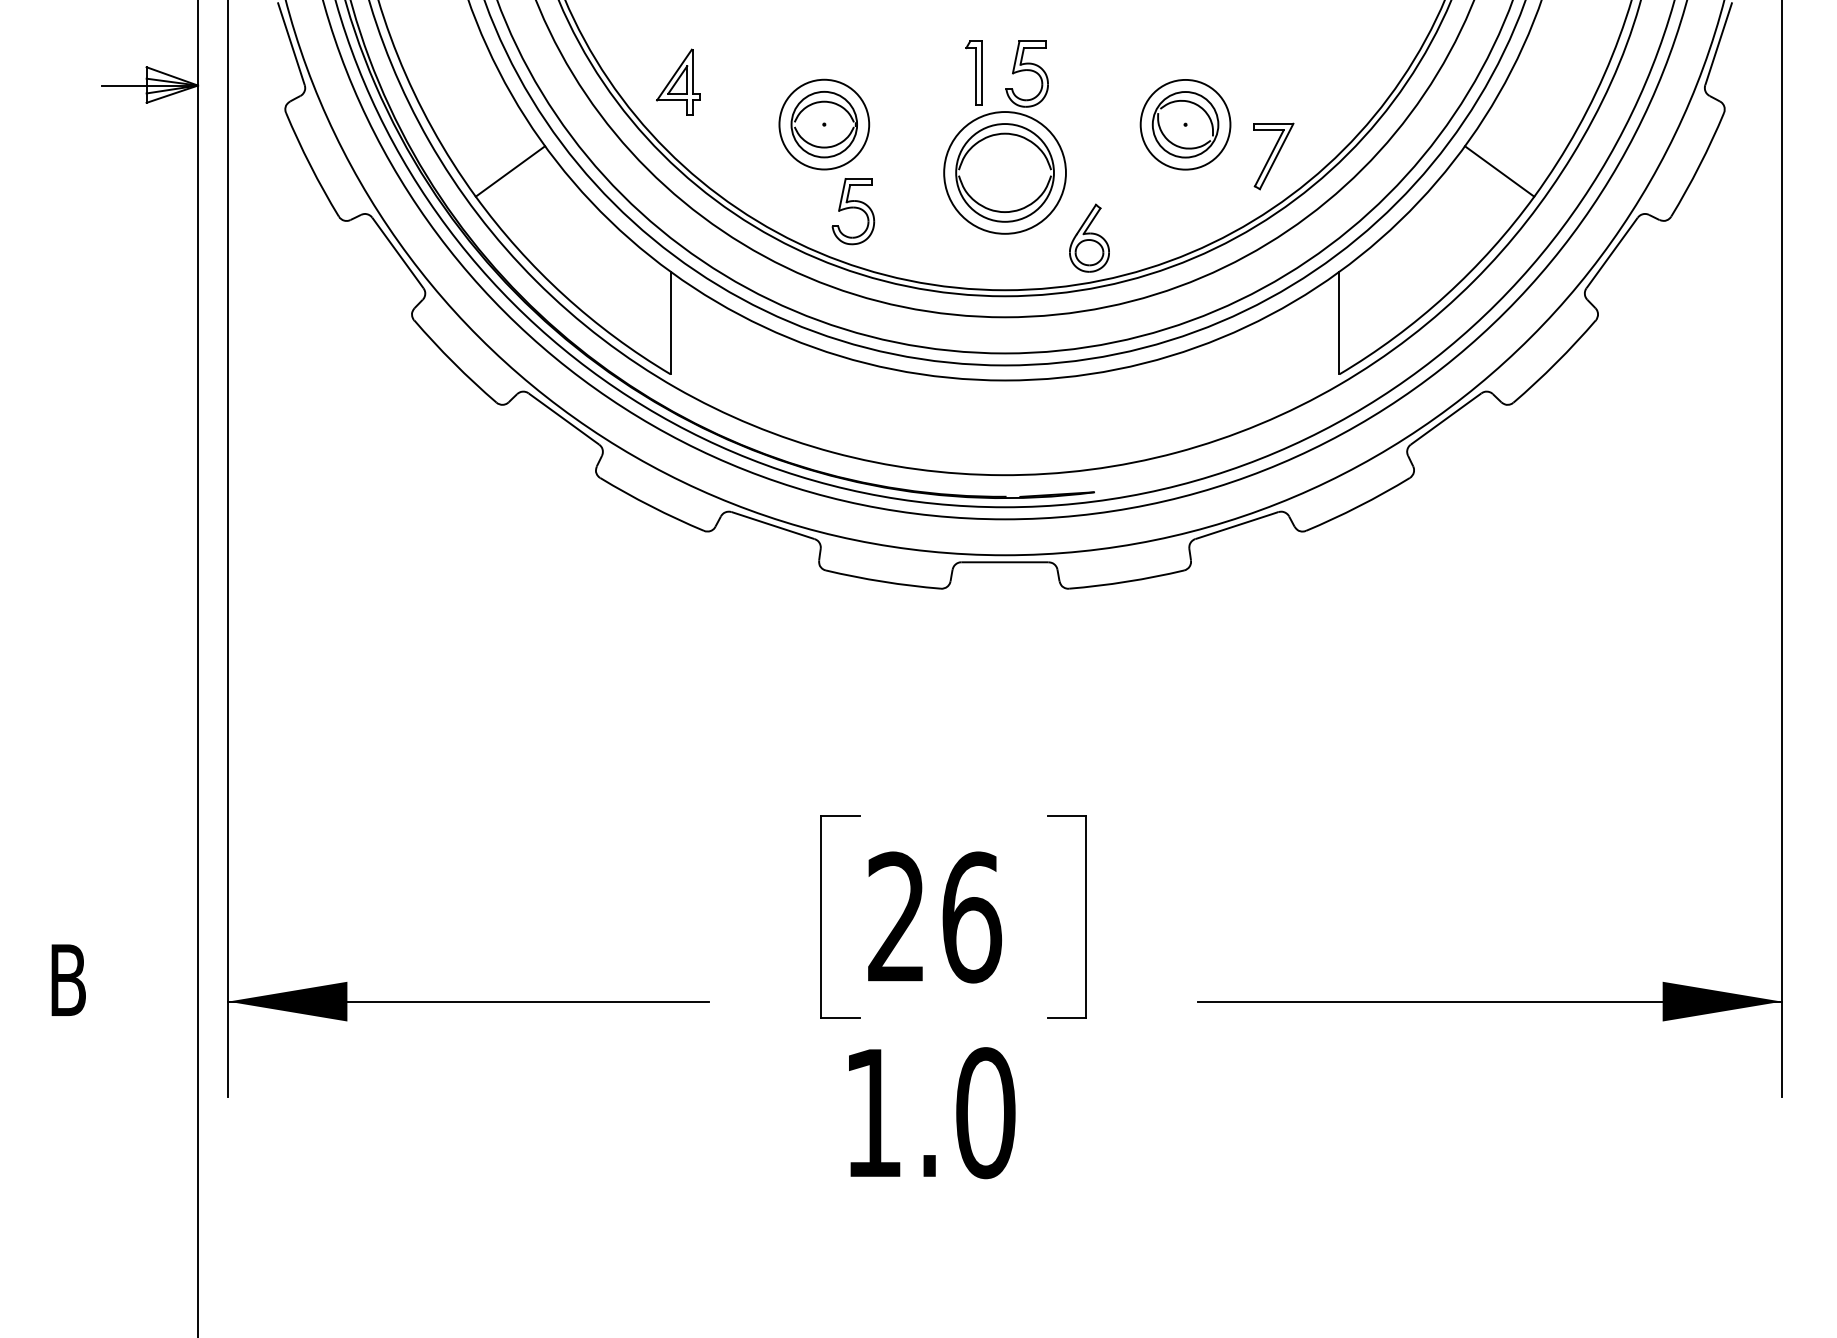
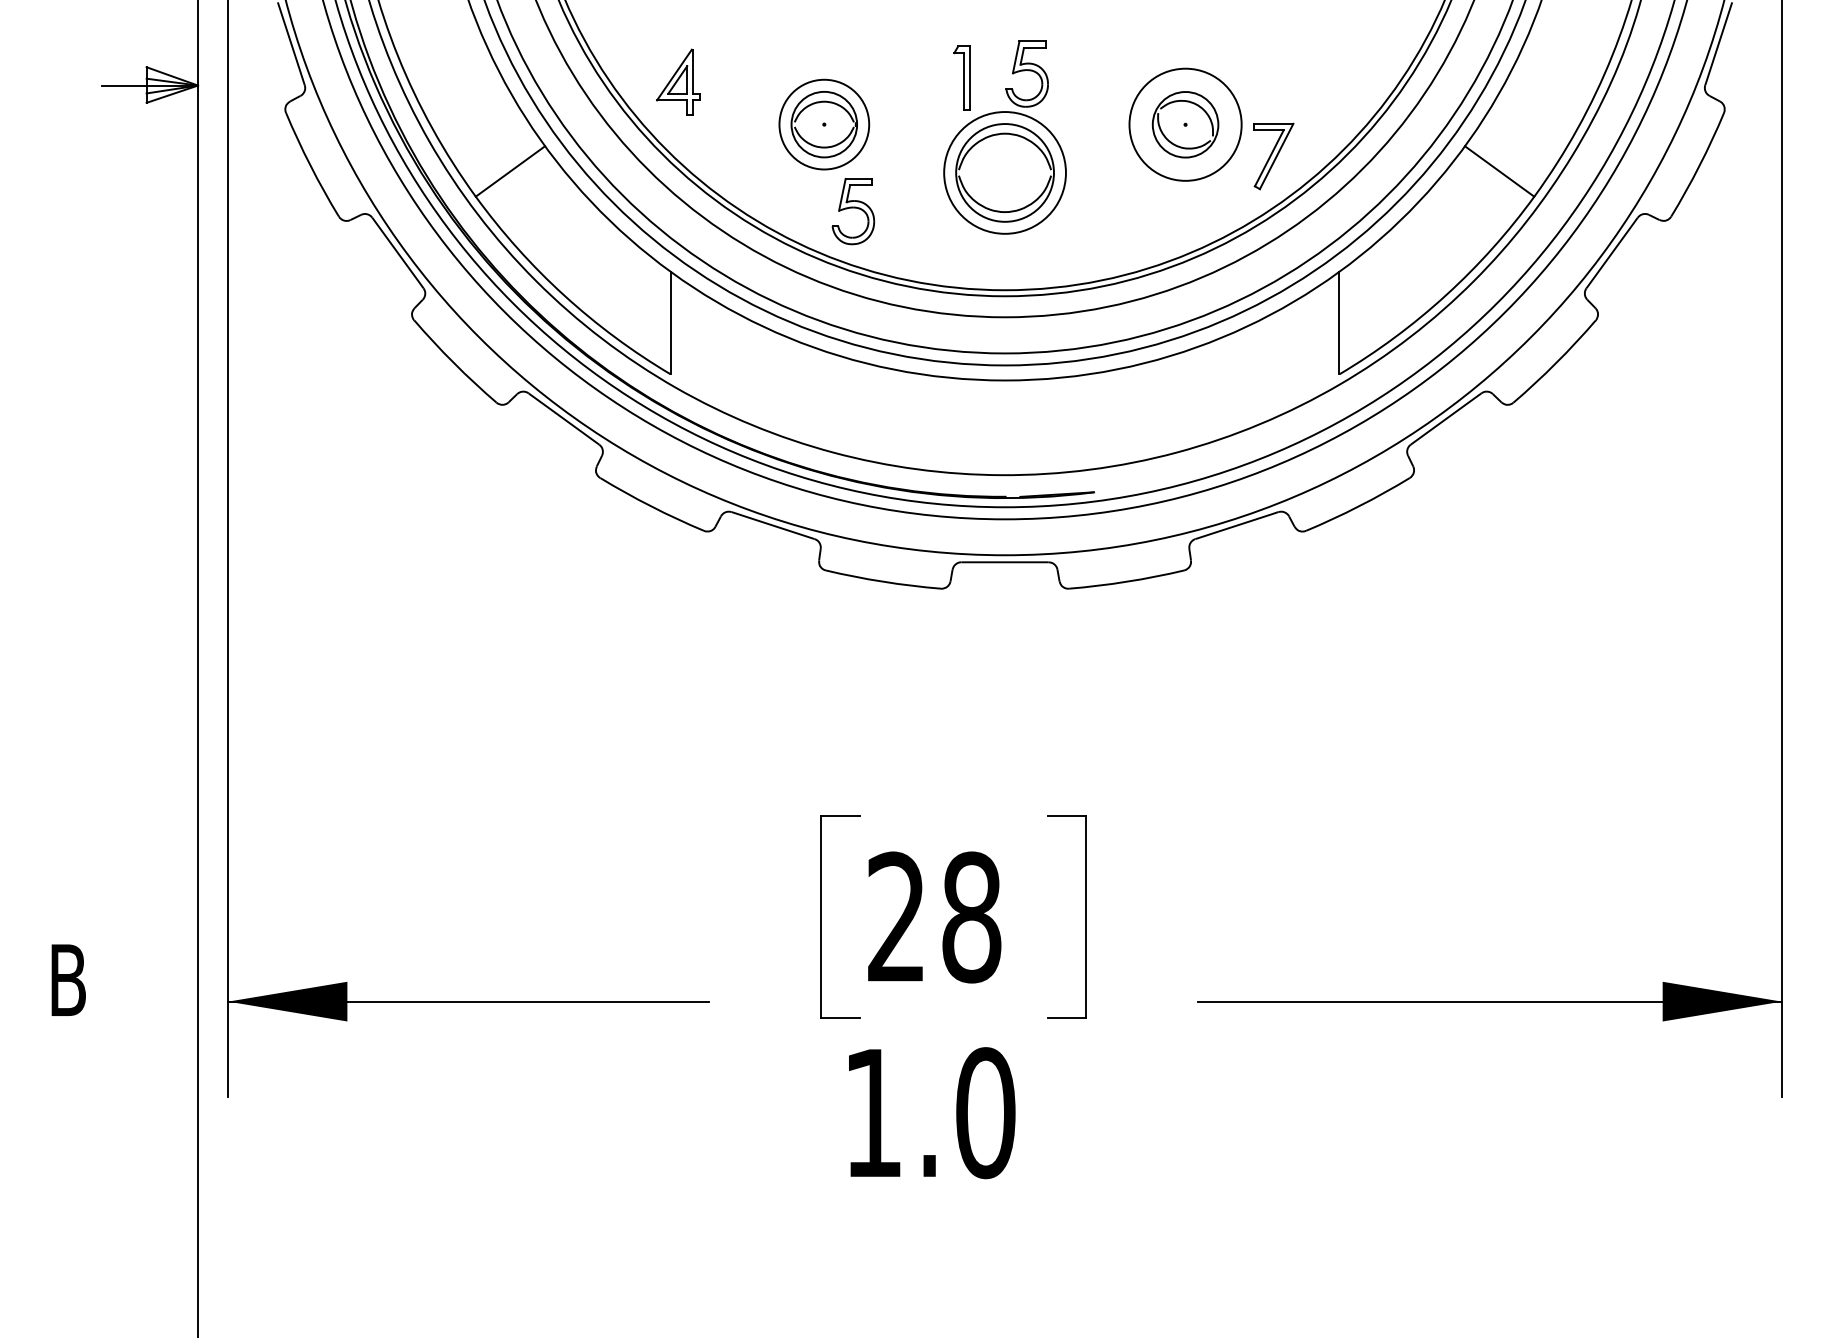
part position: (973, 72) -> (961, 77) (961, 77)
circle diameter: 90 px -> 112 px (1185, 124)
part: present -> none (1089, 237)
text: 26 -> 28 (972, 917)
